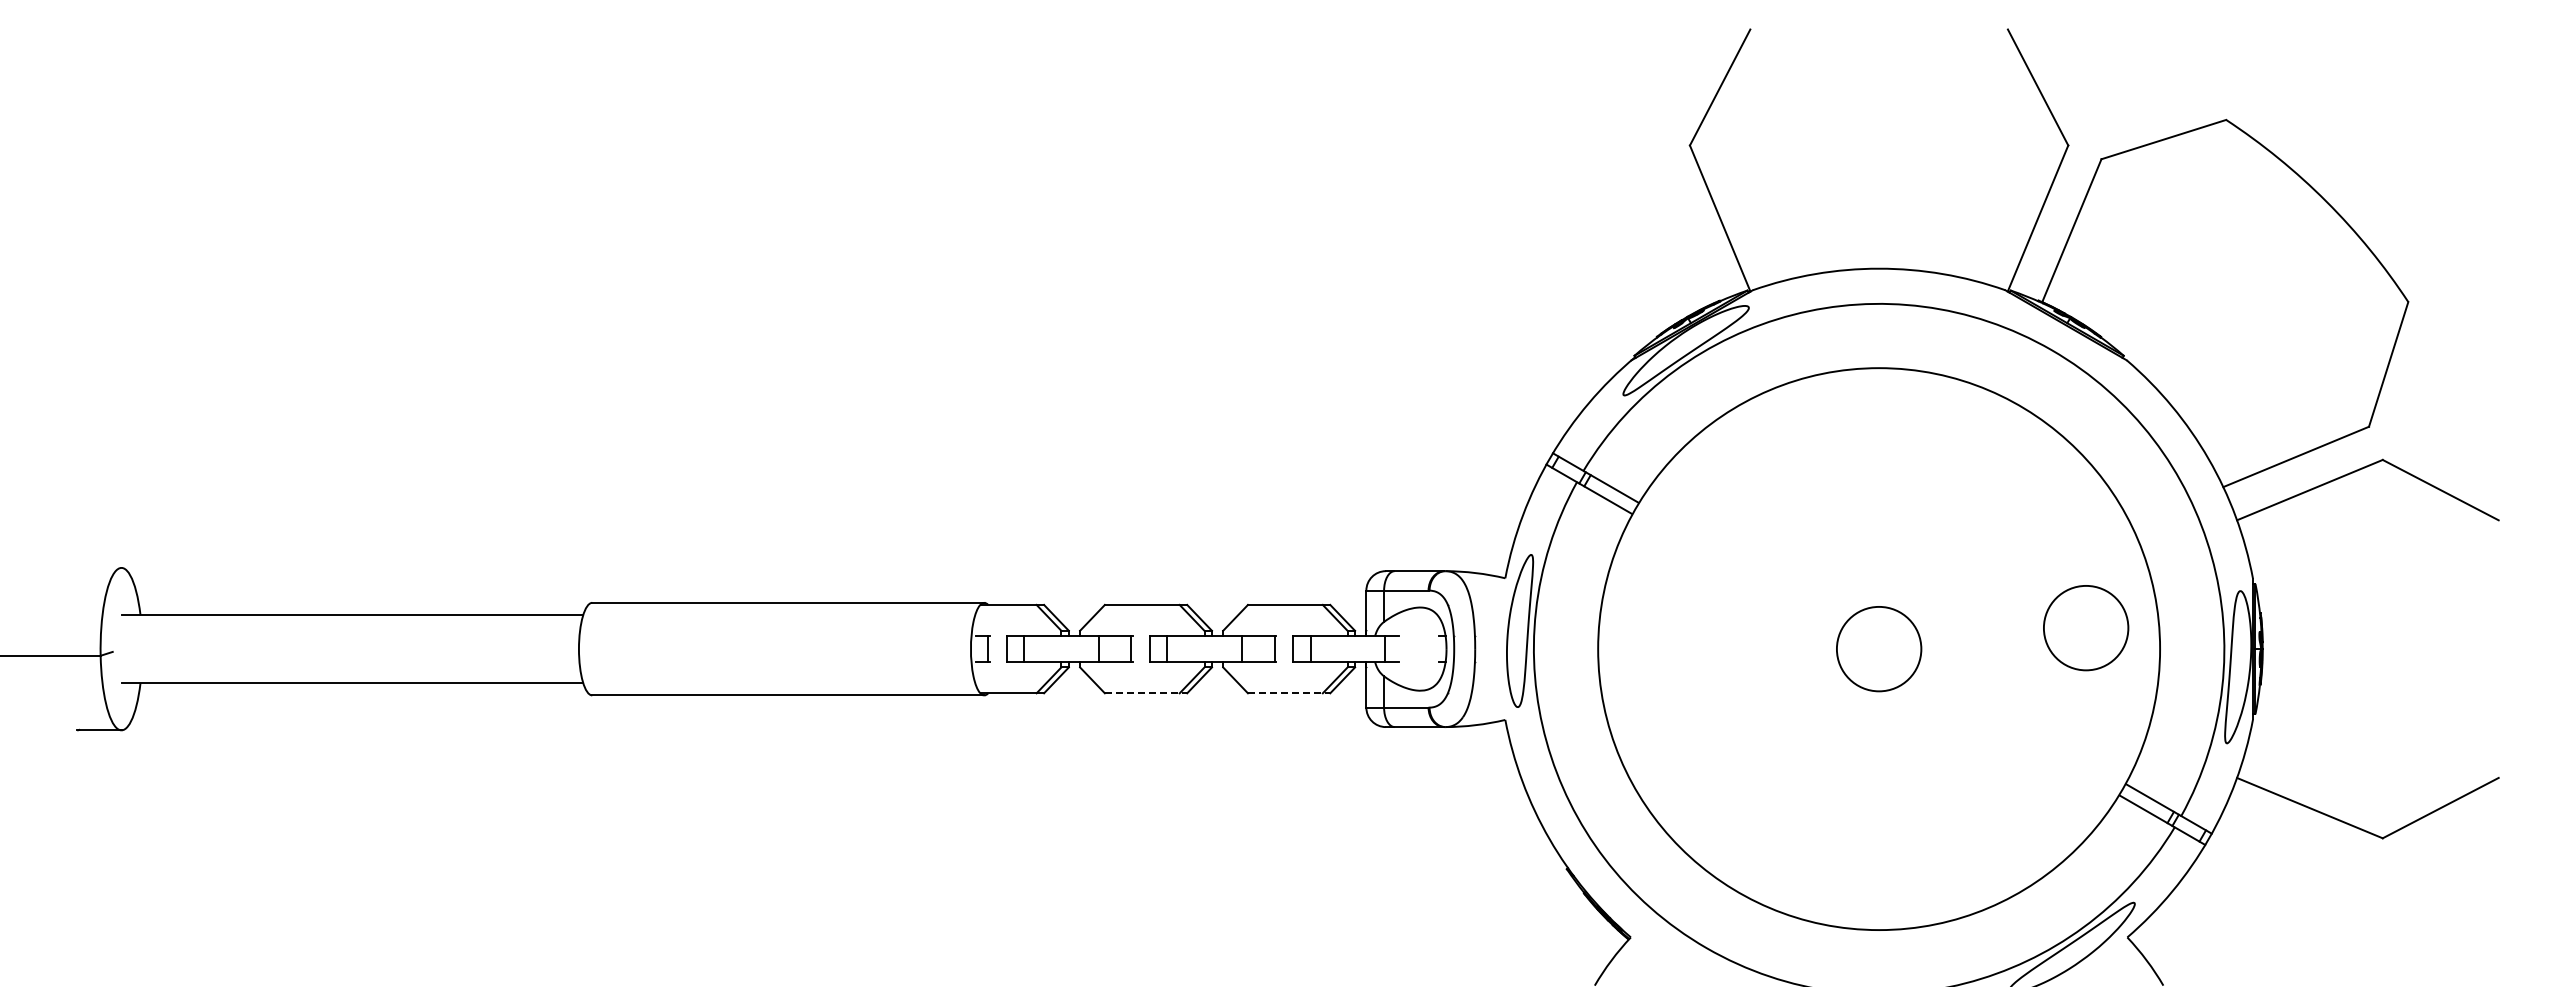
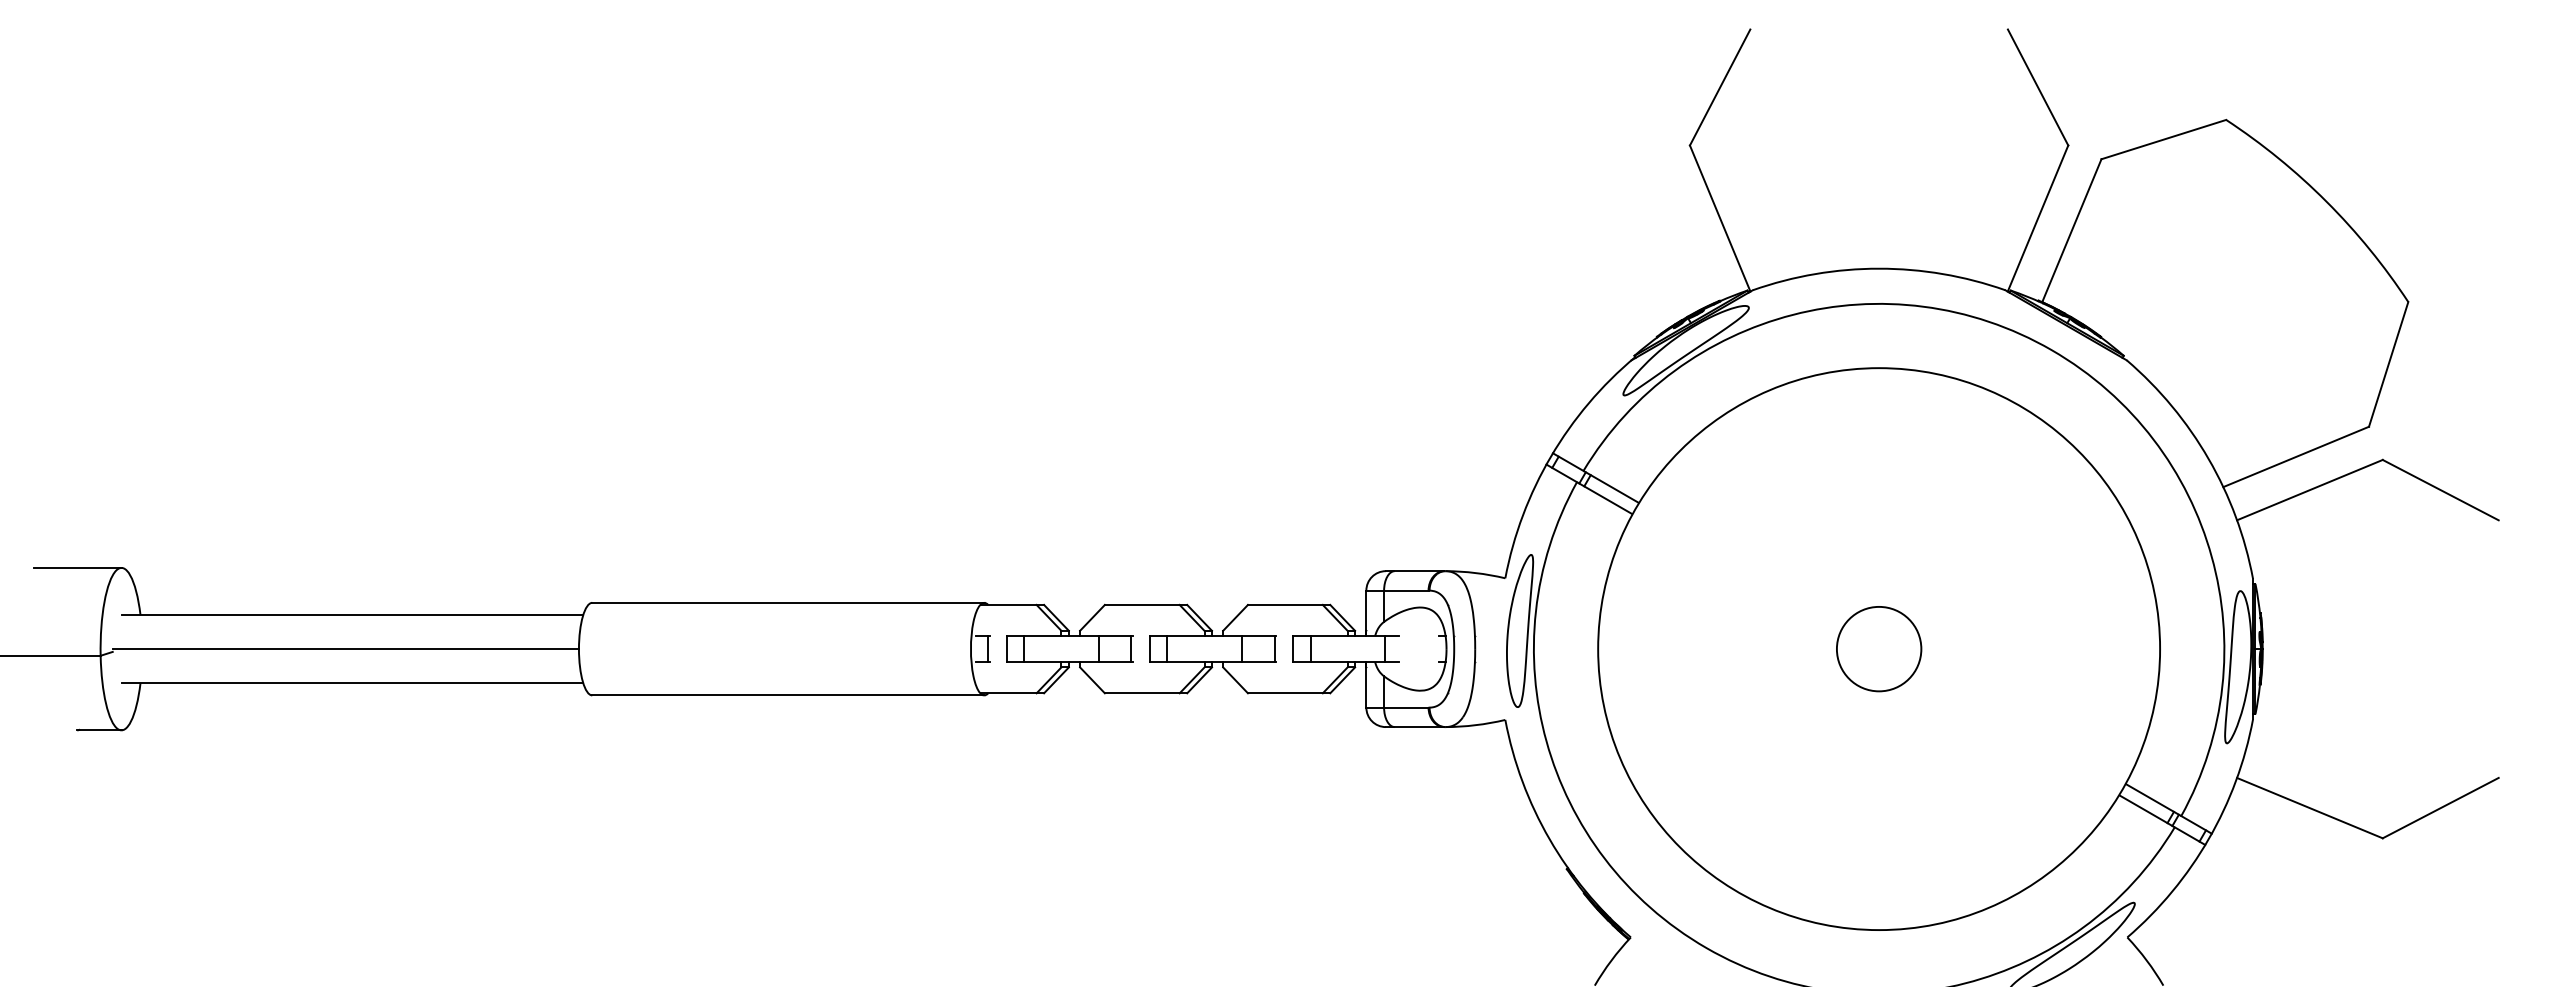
line: none -> present (77, 567)
circle: present -> none (2086, 628)
line: none -> present (345, 649)
line: dashed -> solid (1146, 693)
line: dashed -> solid (1289, 693)
